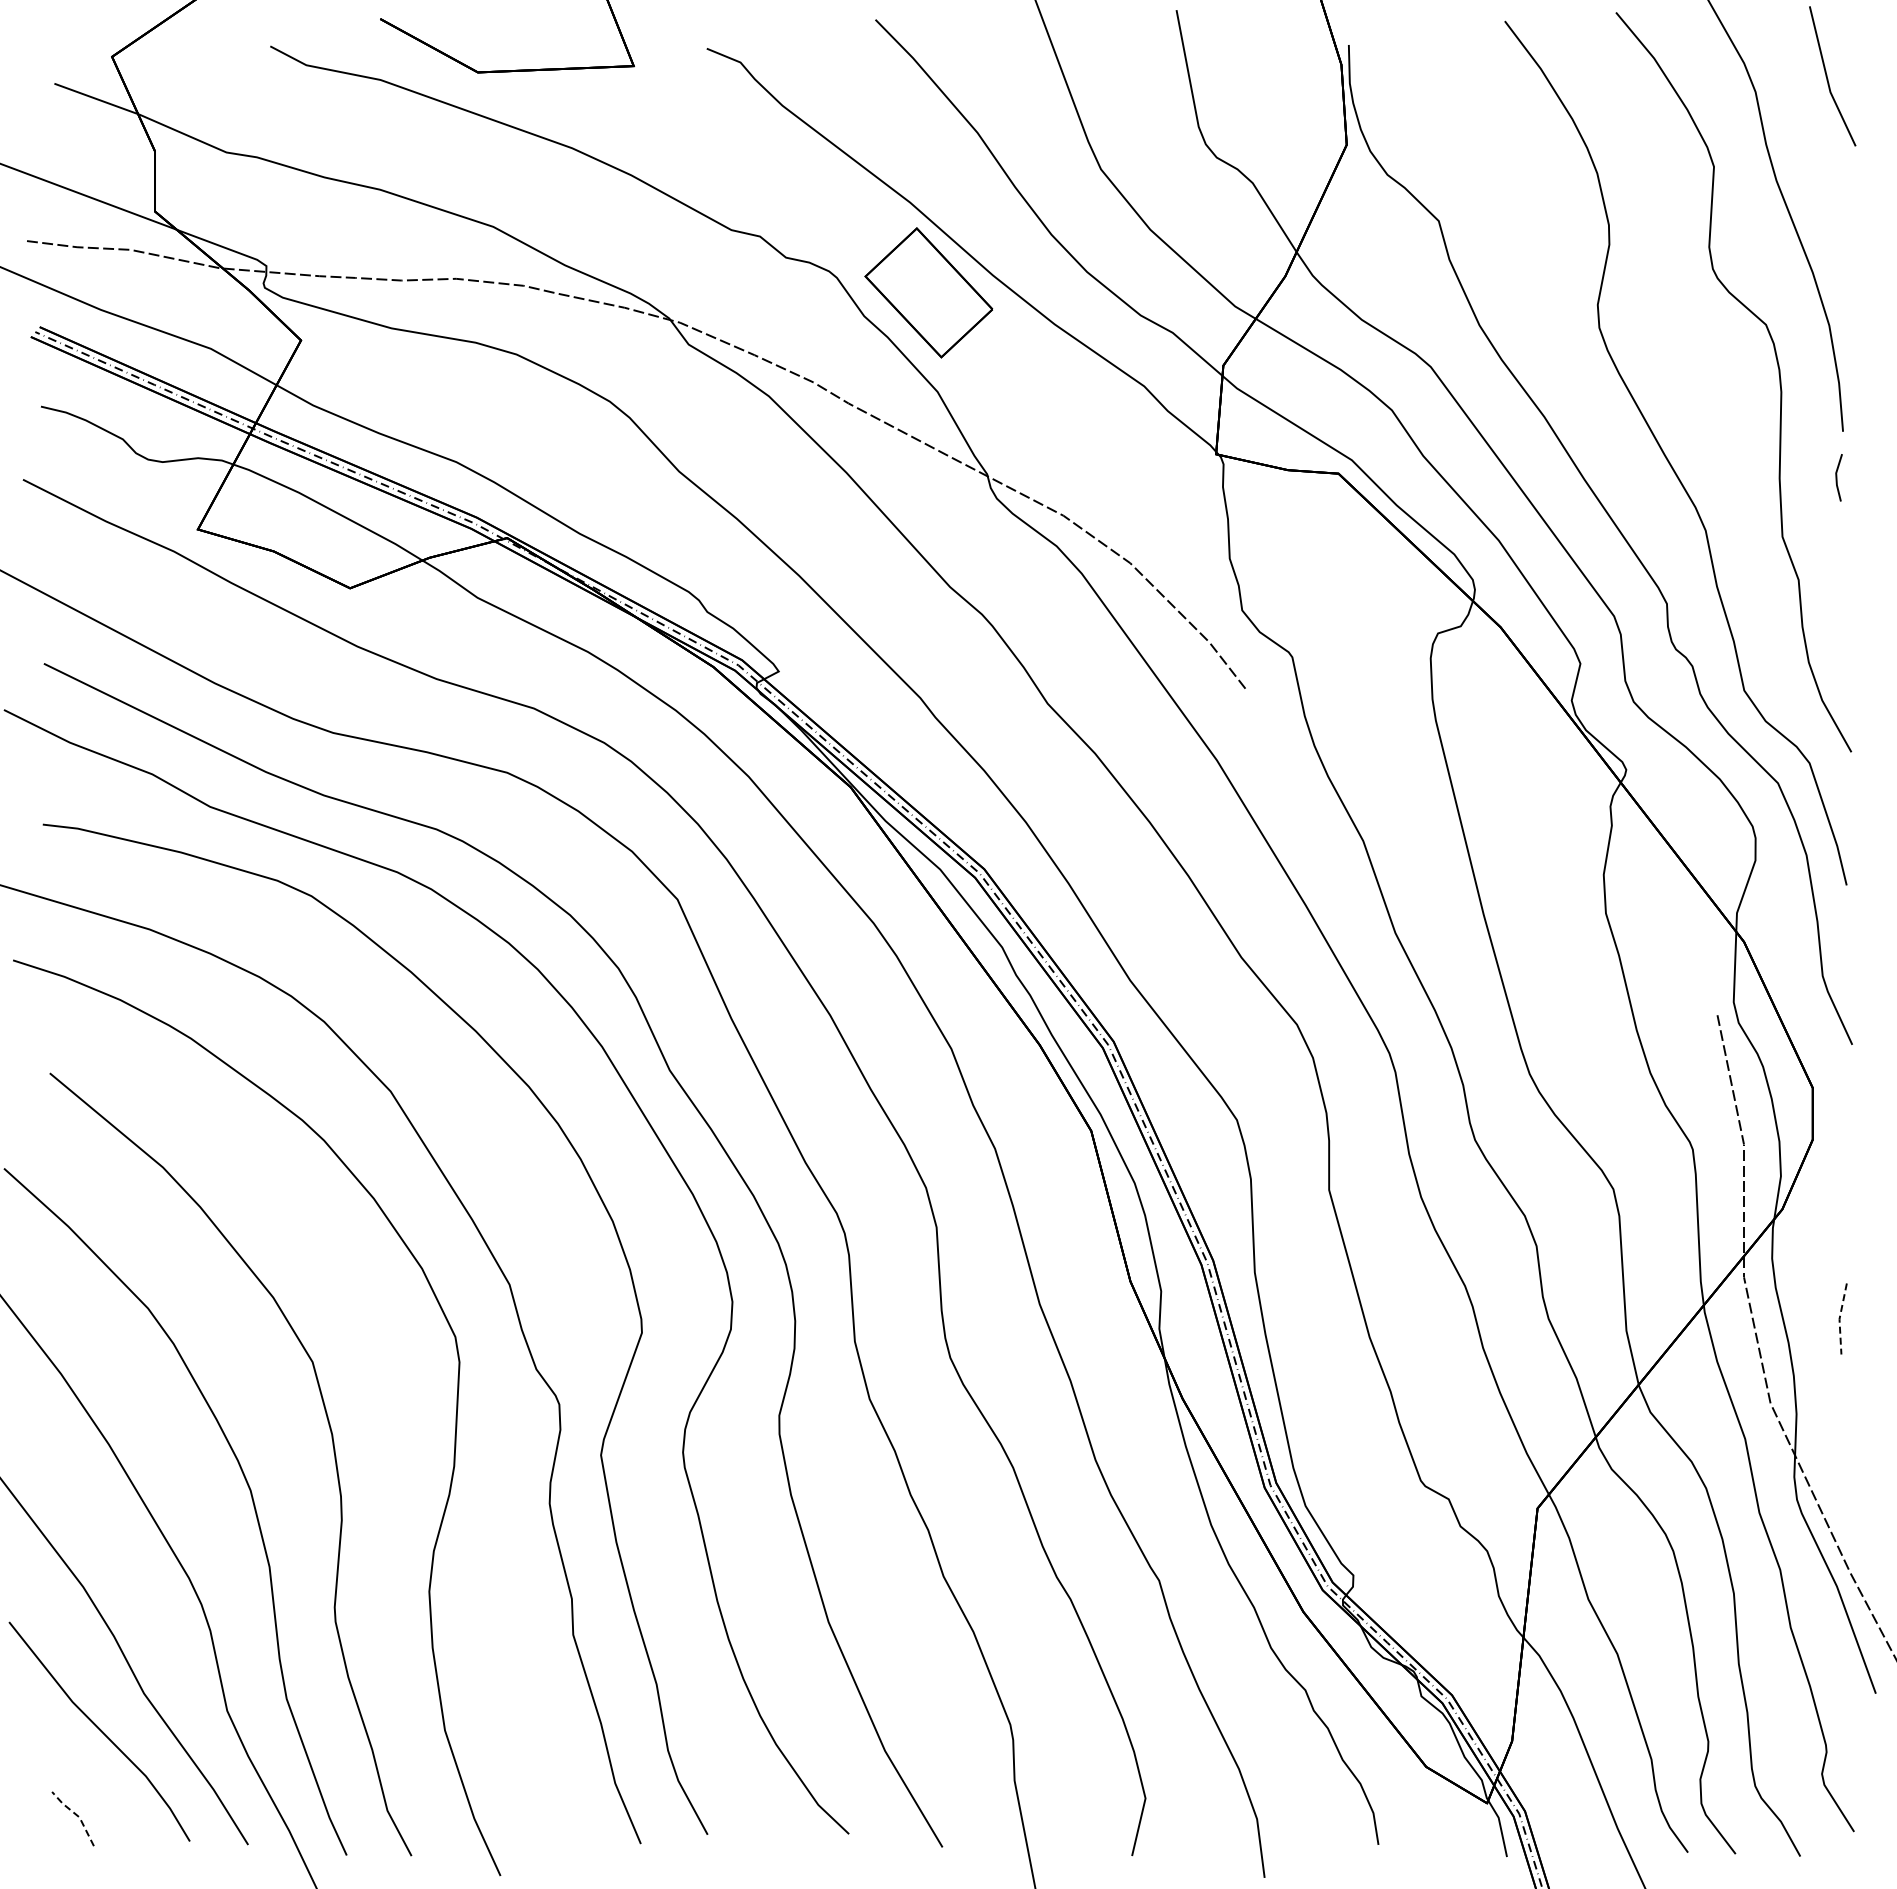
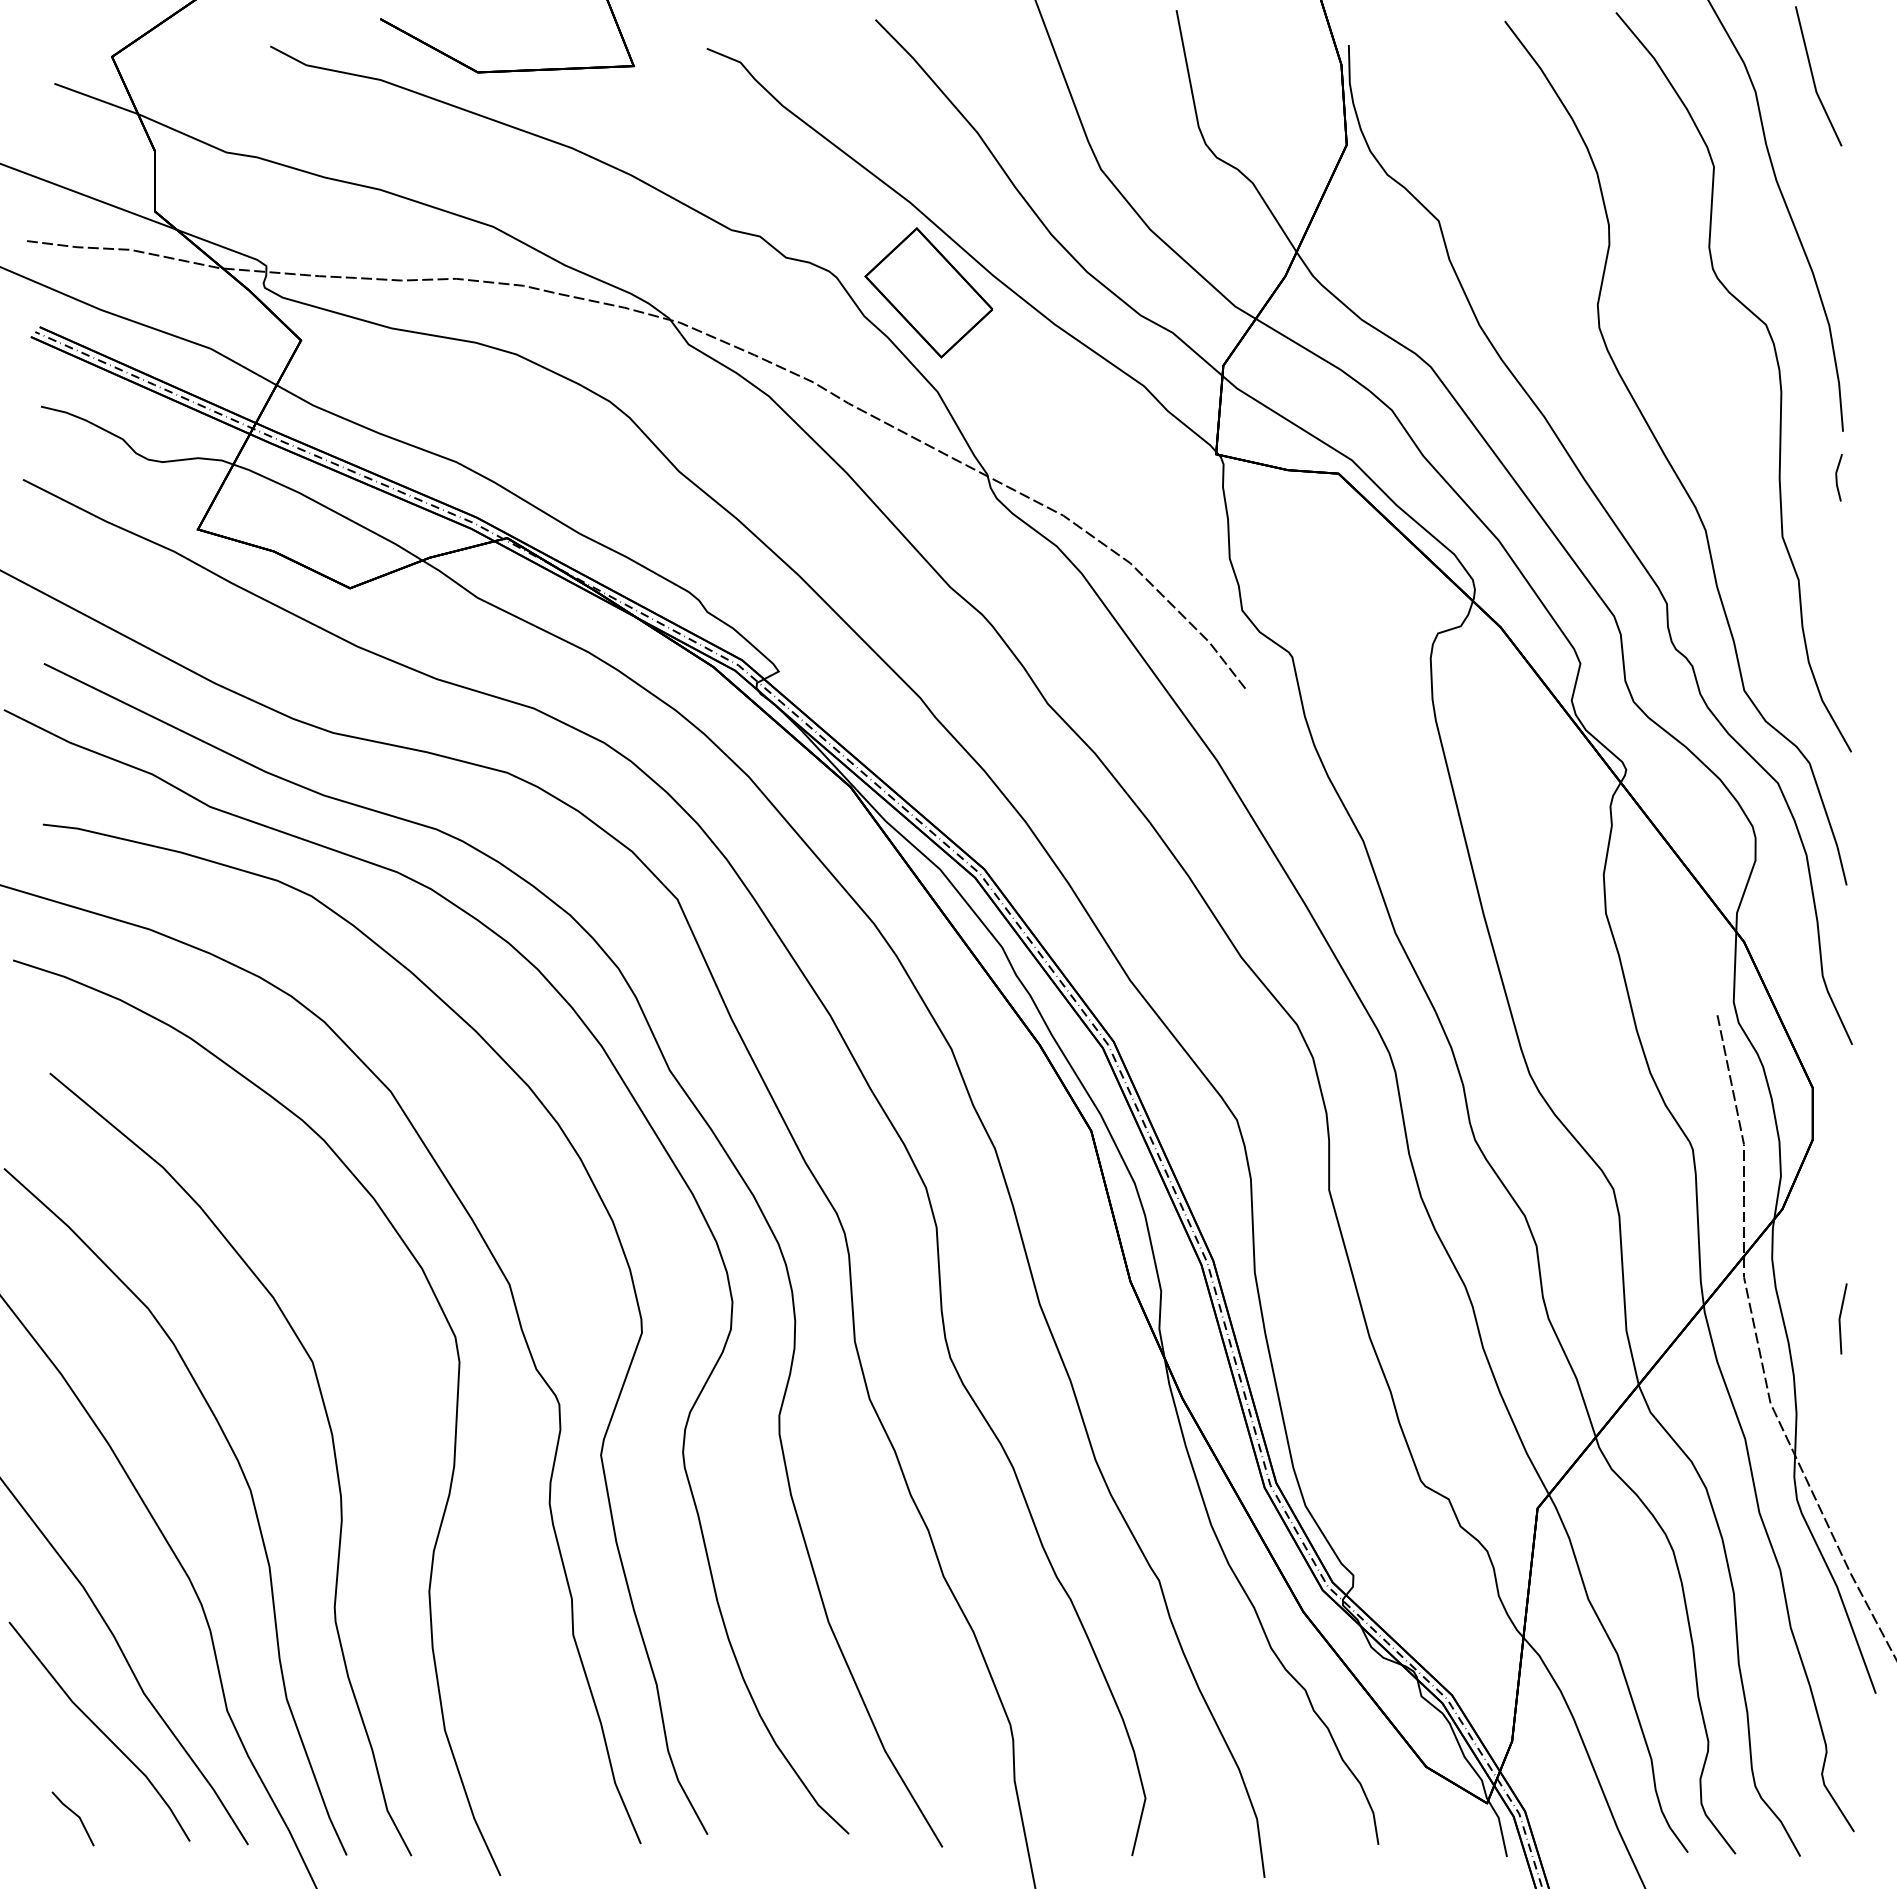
line position: (1828, 78) -> (1814, 78) (1814, 78)
line: dashed -> solid (1839, 1319)
line: dashed -> solid (77, 1815)
